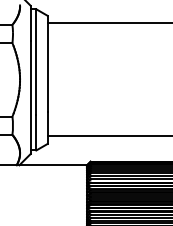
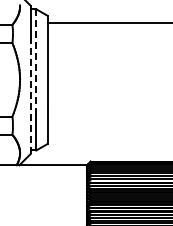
line: solid -> dashed (36, 62)
line: solid -> dashed (30, 97)
line: present -> none (108, 136)
